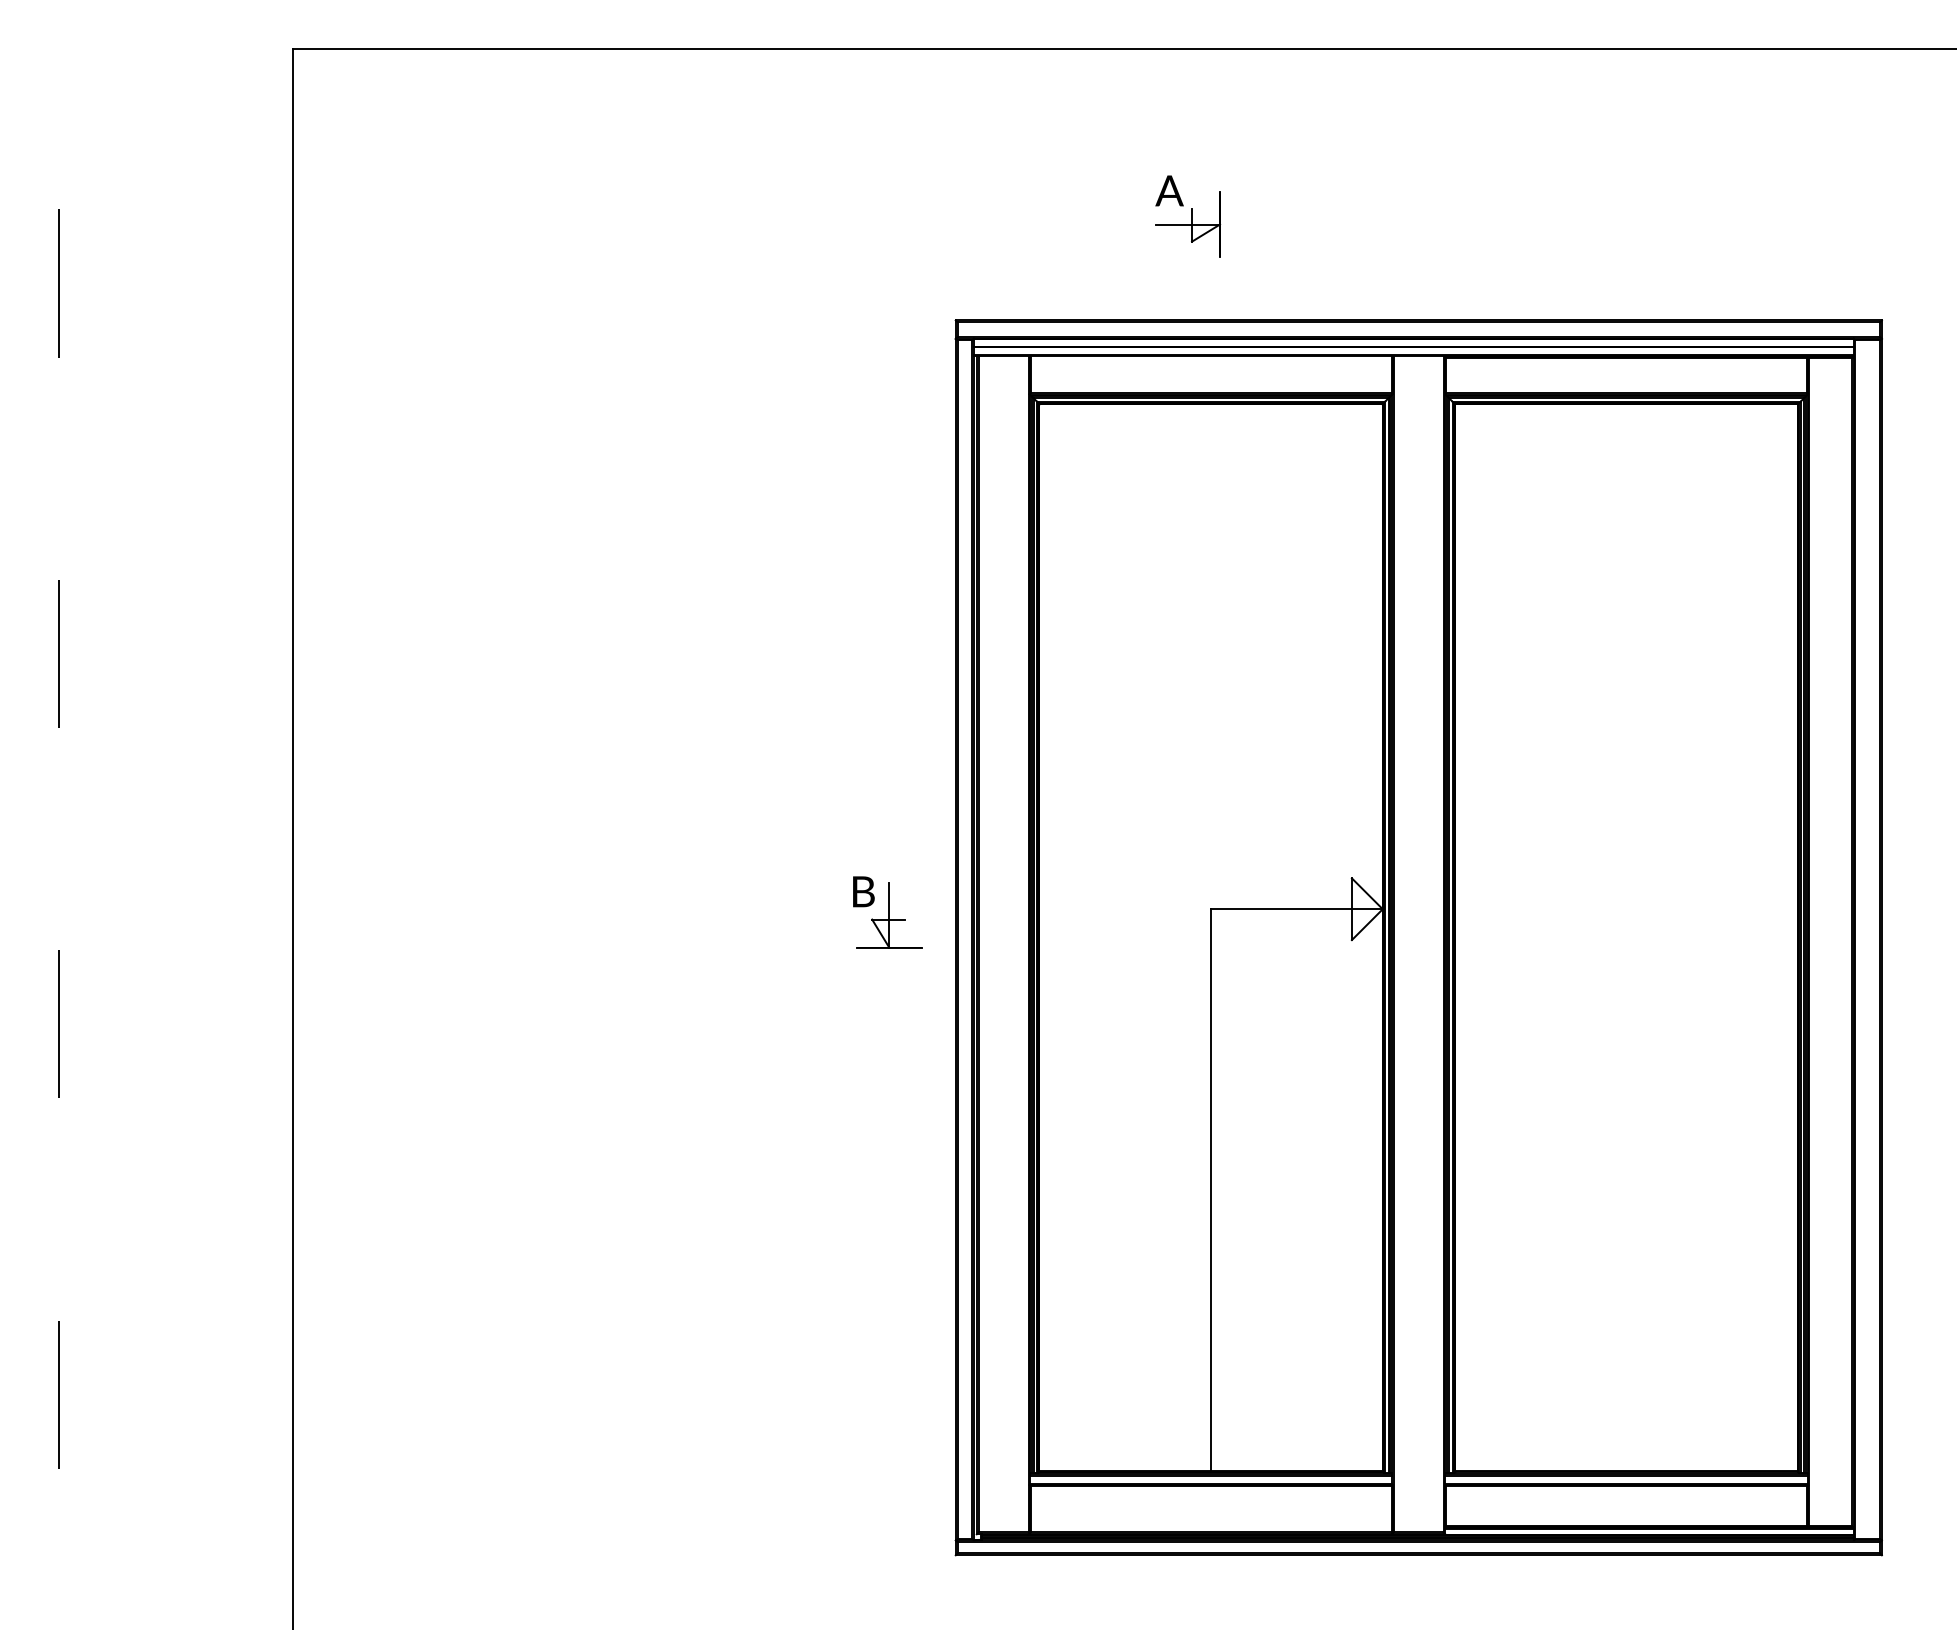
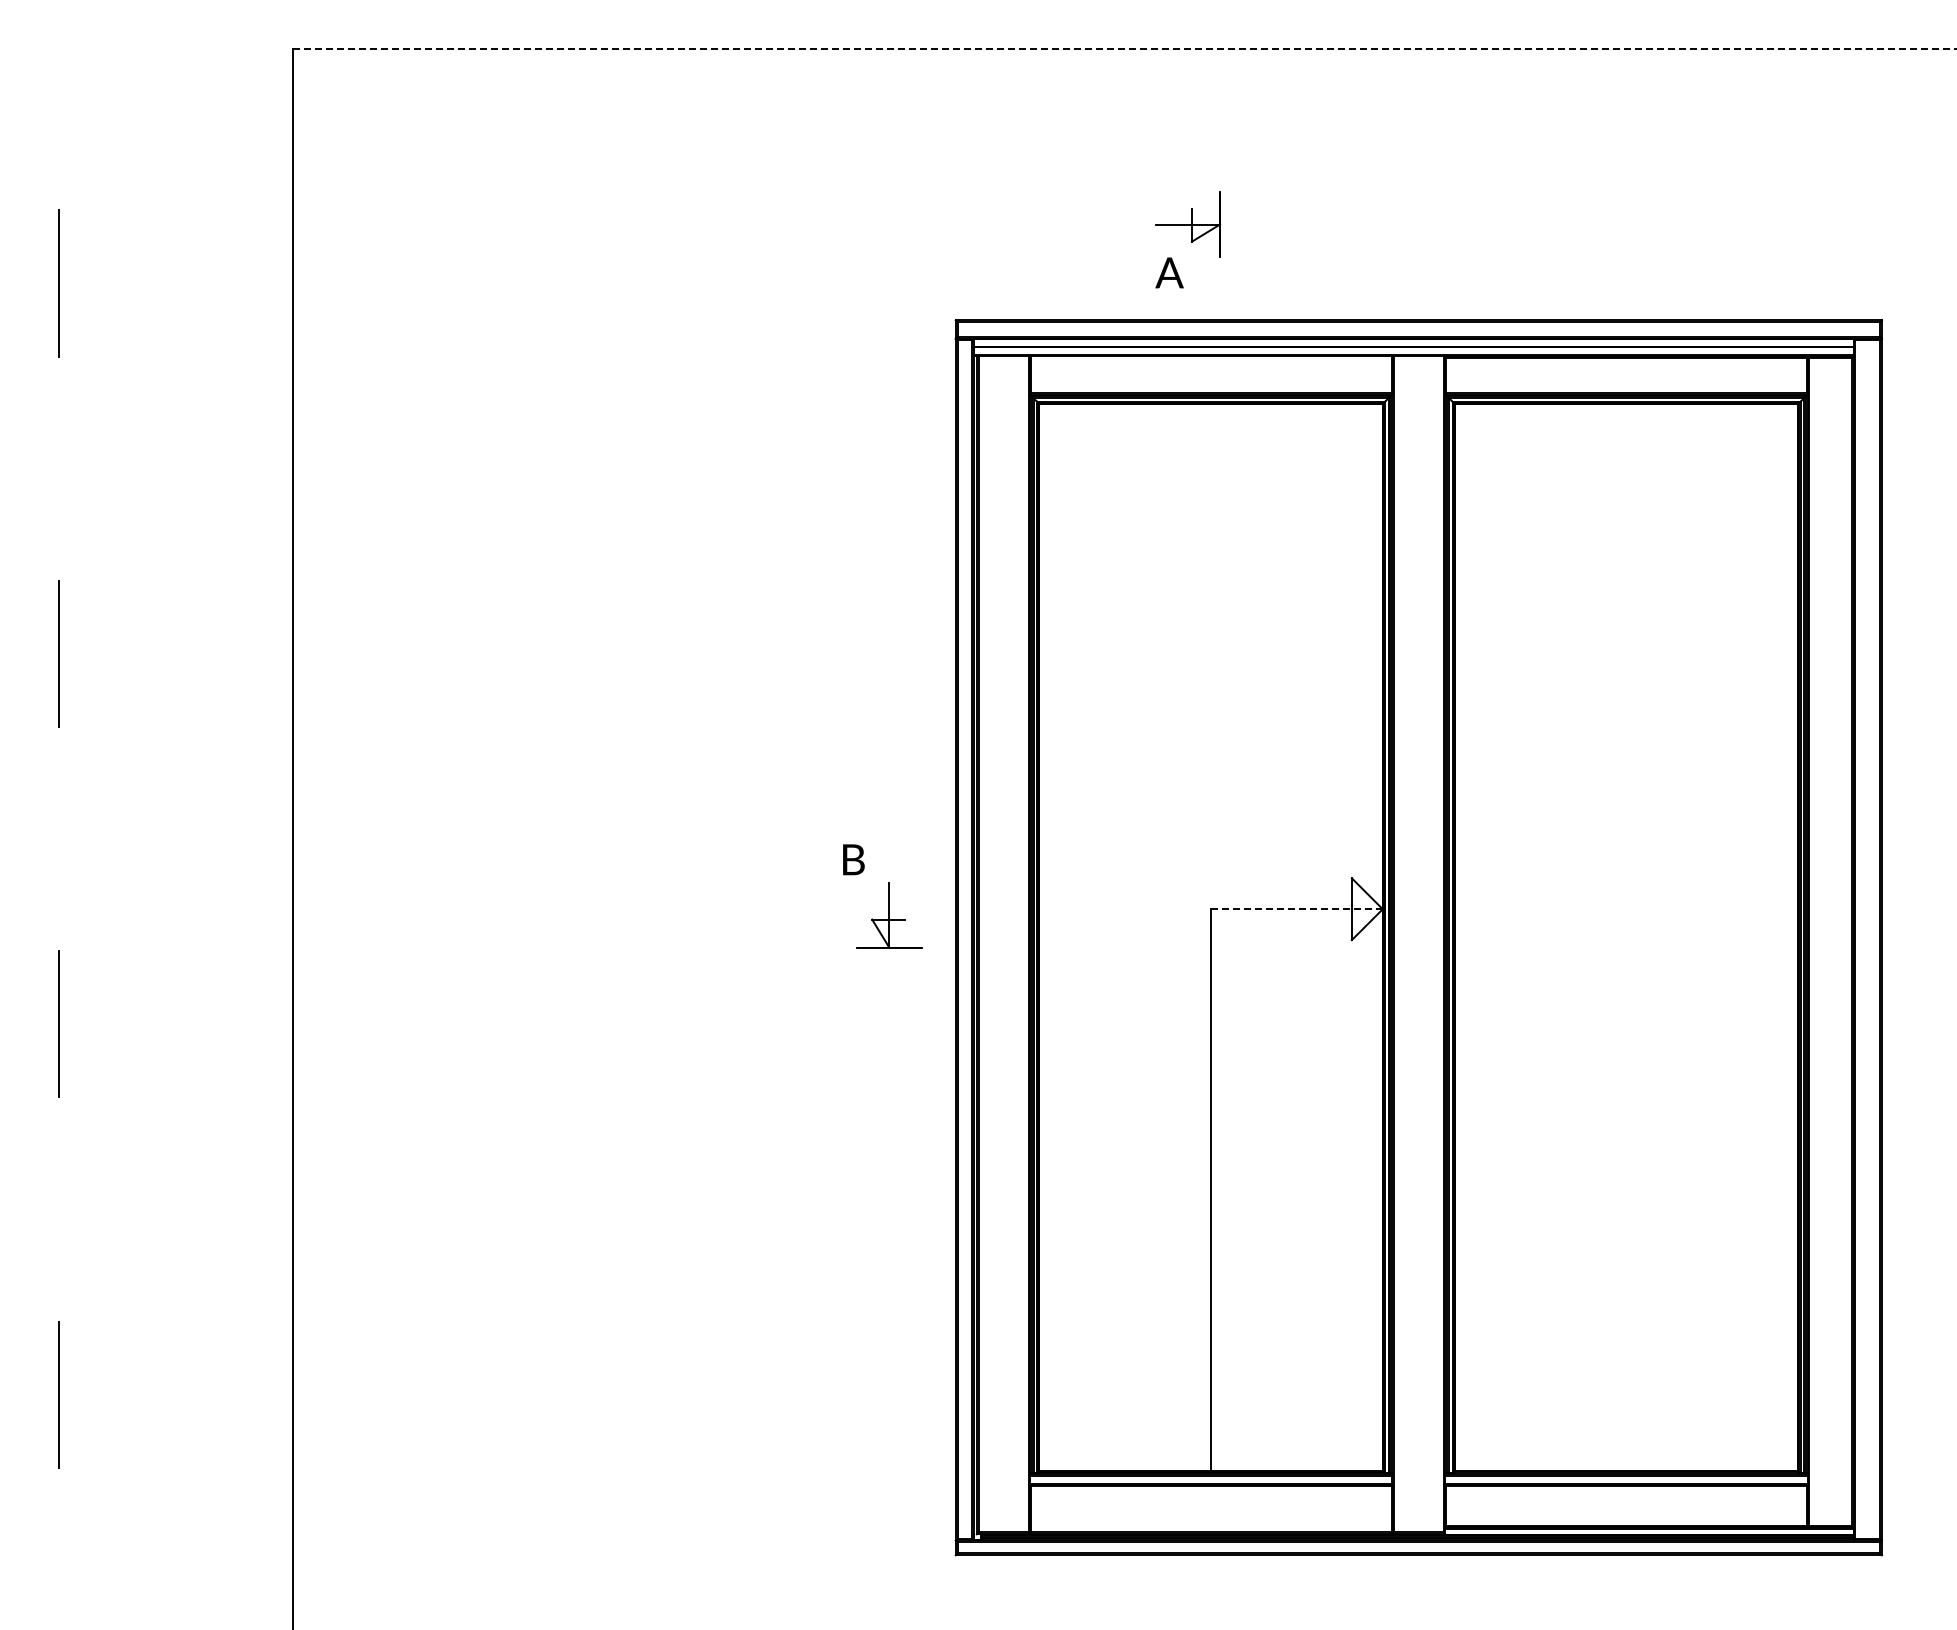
line: solid -> dashed (1125, 48)
text position: (1169, 190) -> (1169, 272) (1169, 272)
text position: (863, 891) -> (853, 859) (853, 859)
line: solid -> dashed (1296, 909)
